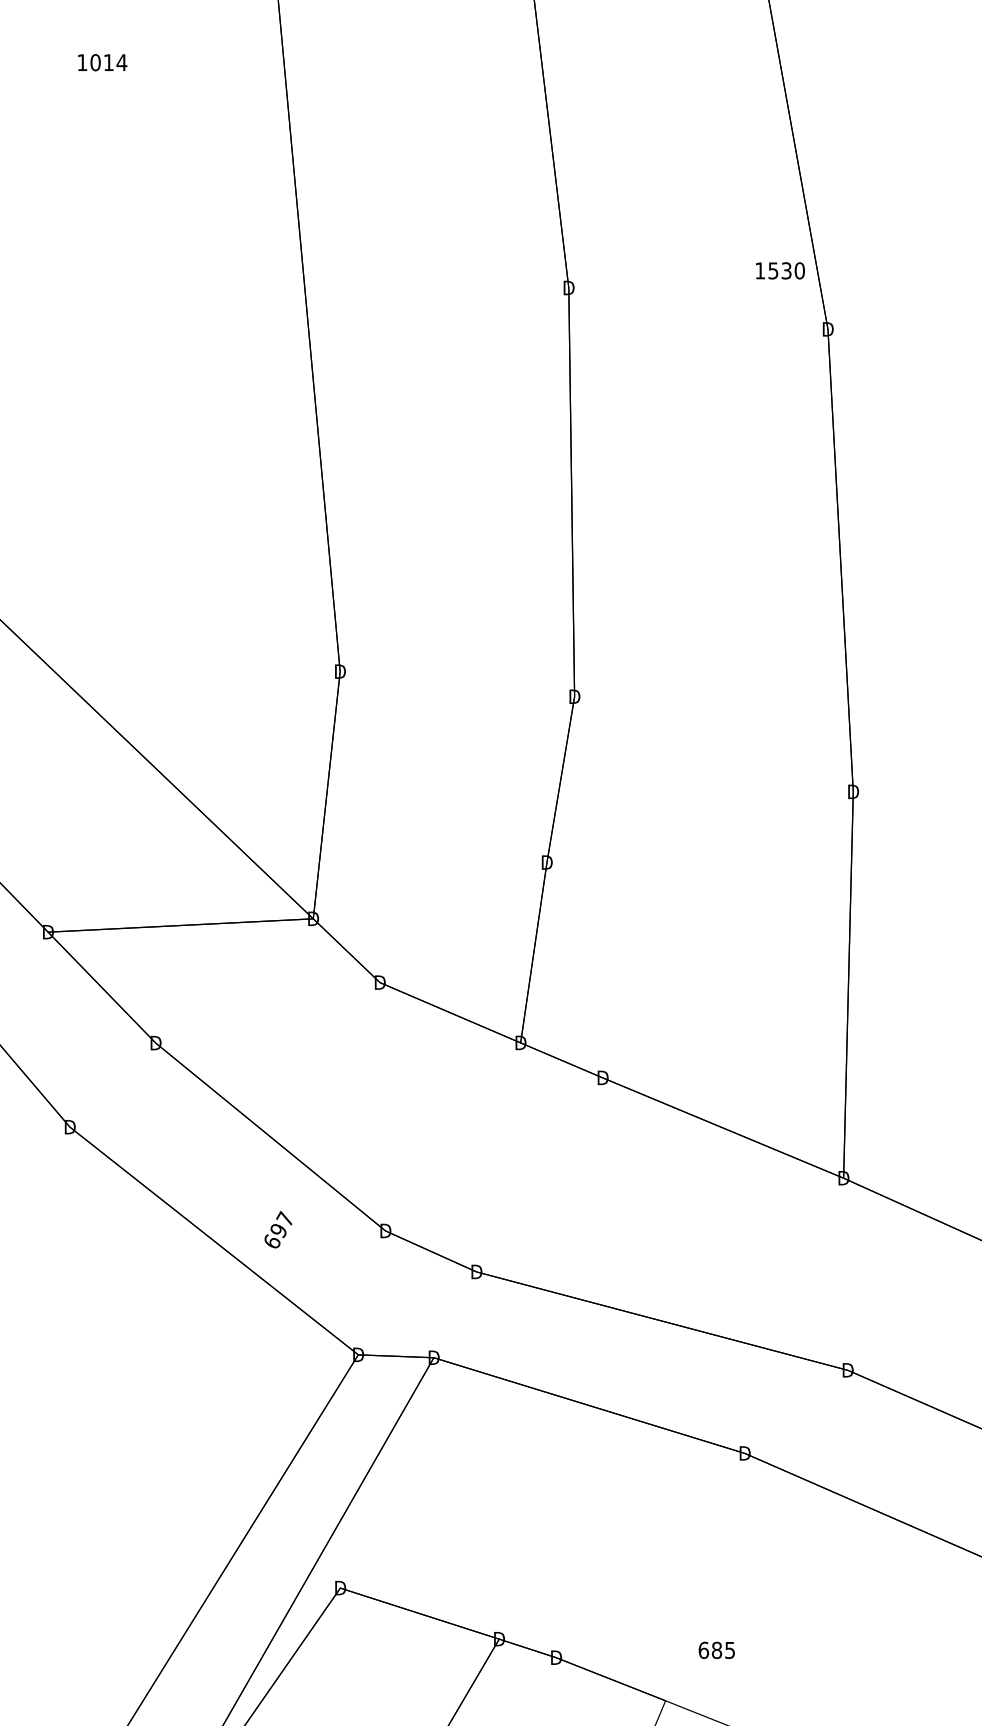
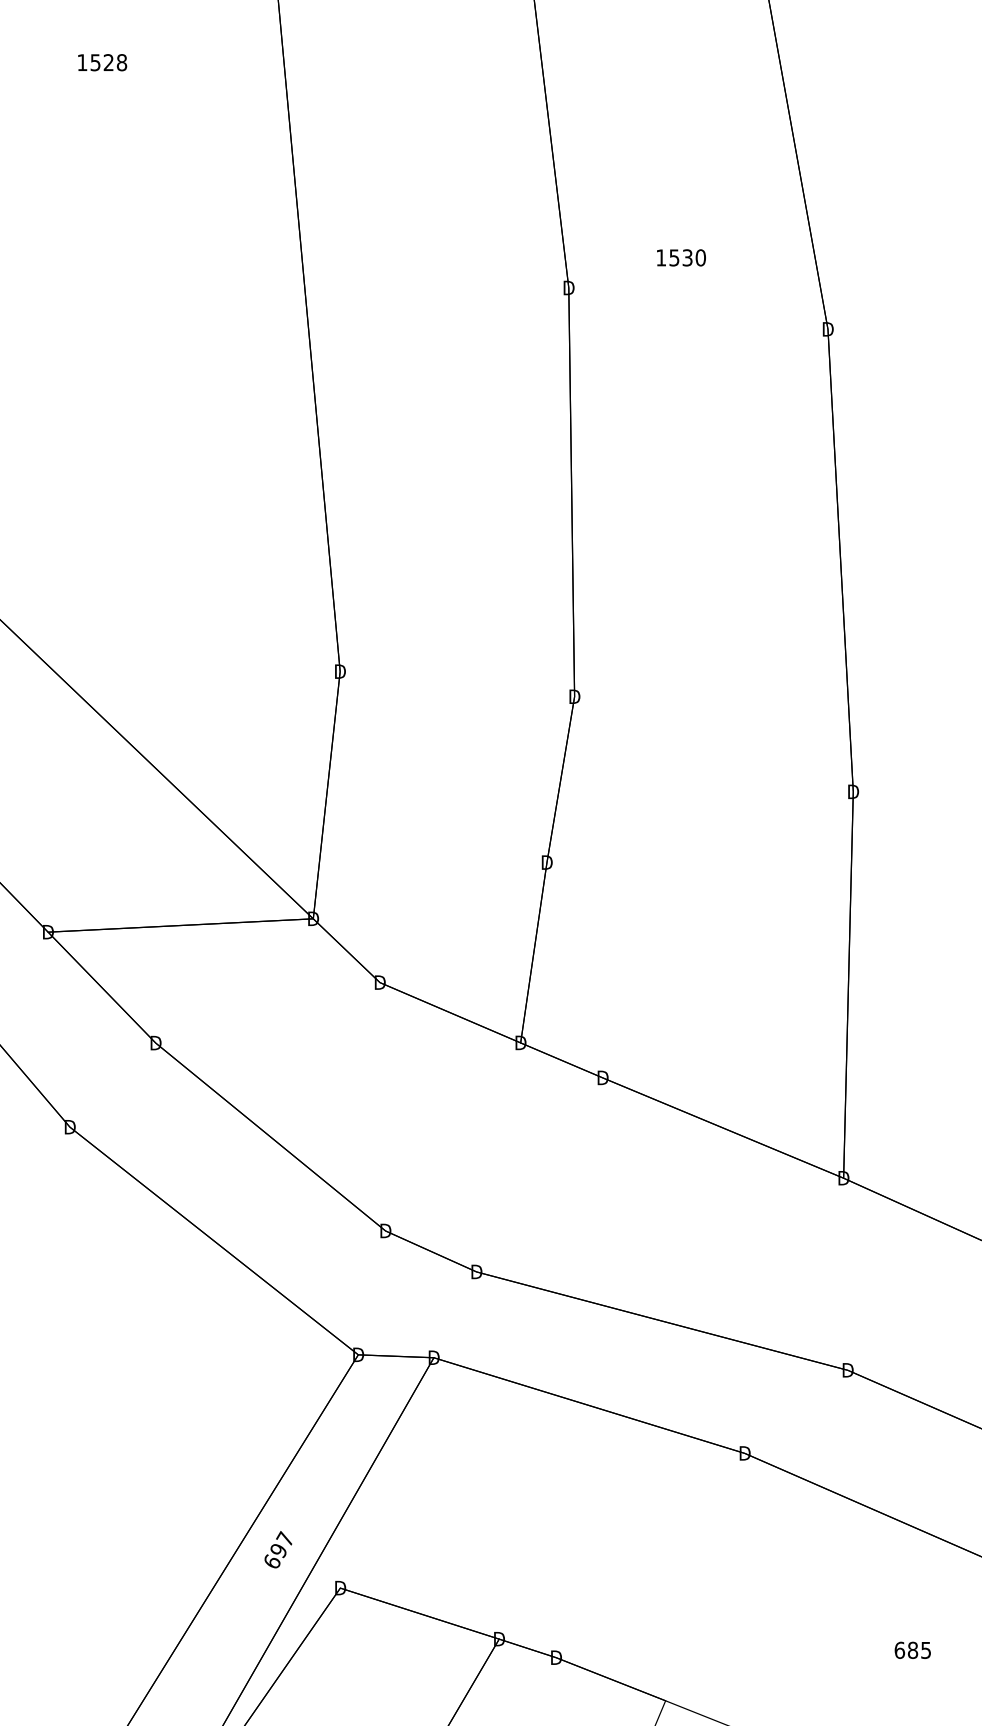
text: 1014 -> 1528 (108, 62)
text position: (780, 270) -> (681, 257) (681, 257)
text position: (278, 1229) -> (278, 1549) (278, 1549)
text position: (716, 1649) -> (912, 1649) (912, 1649)
